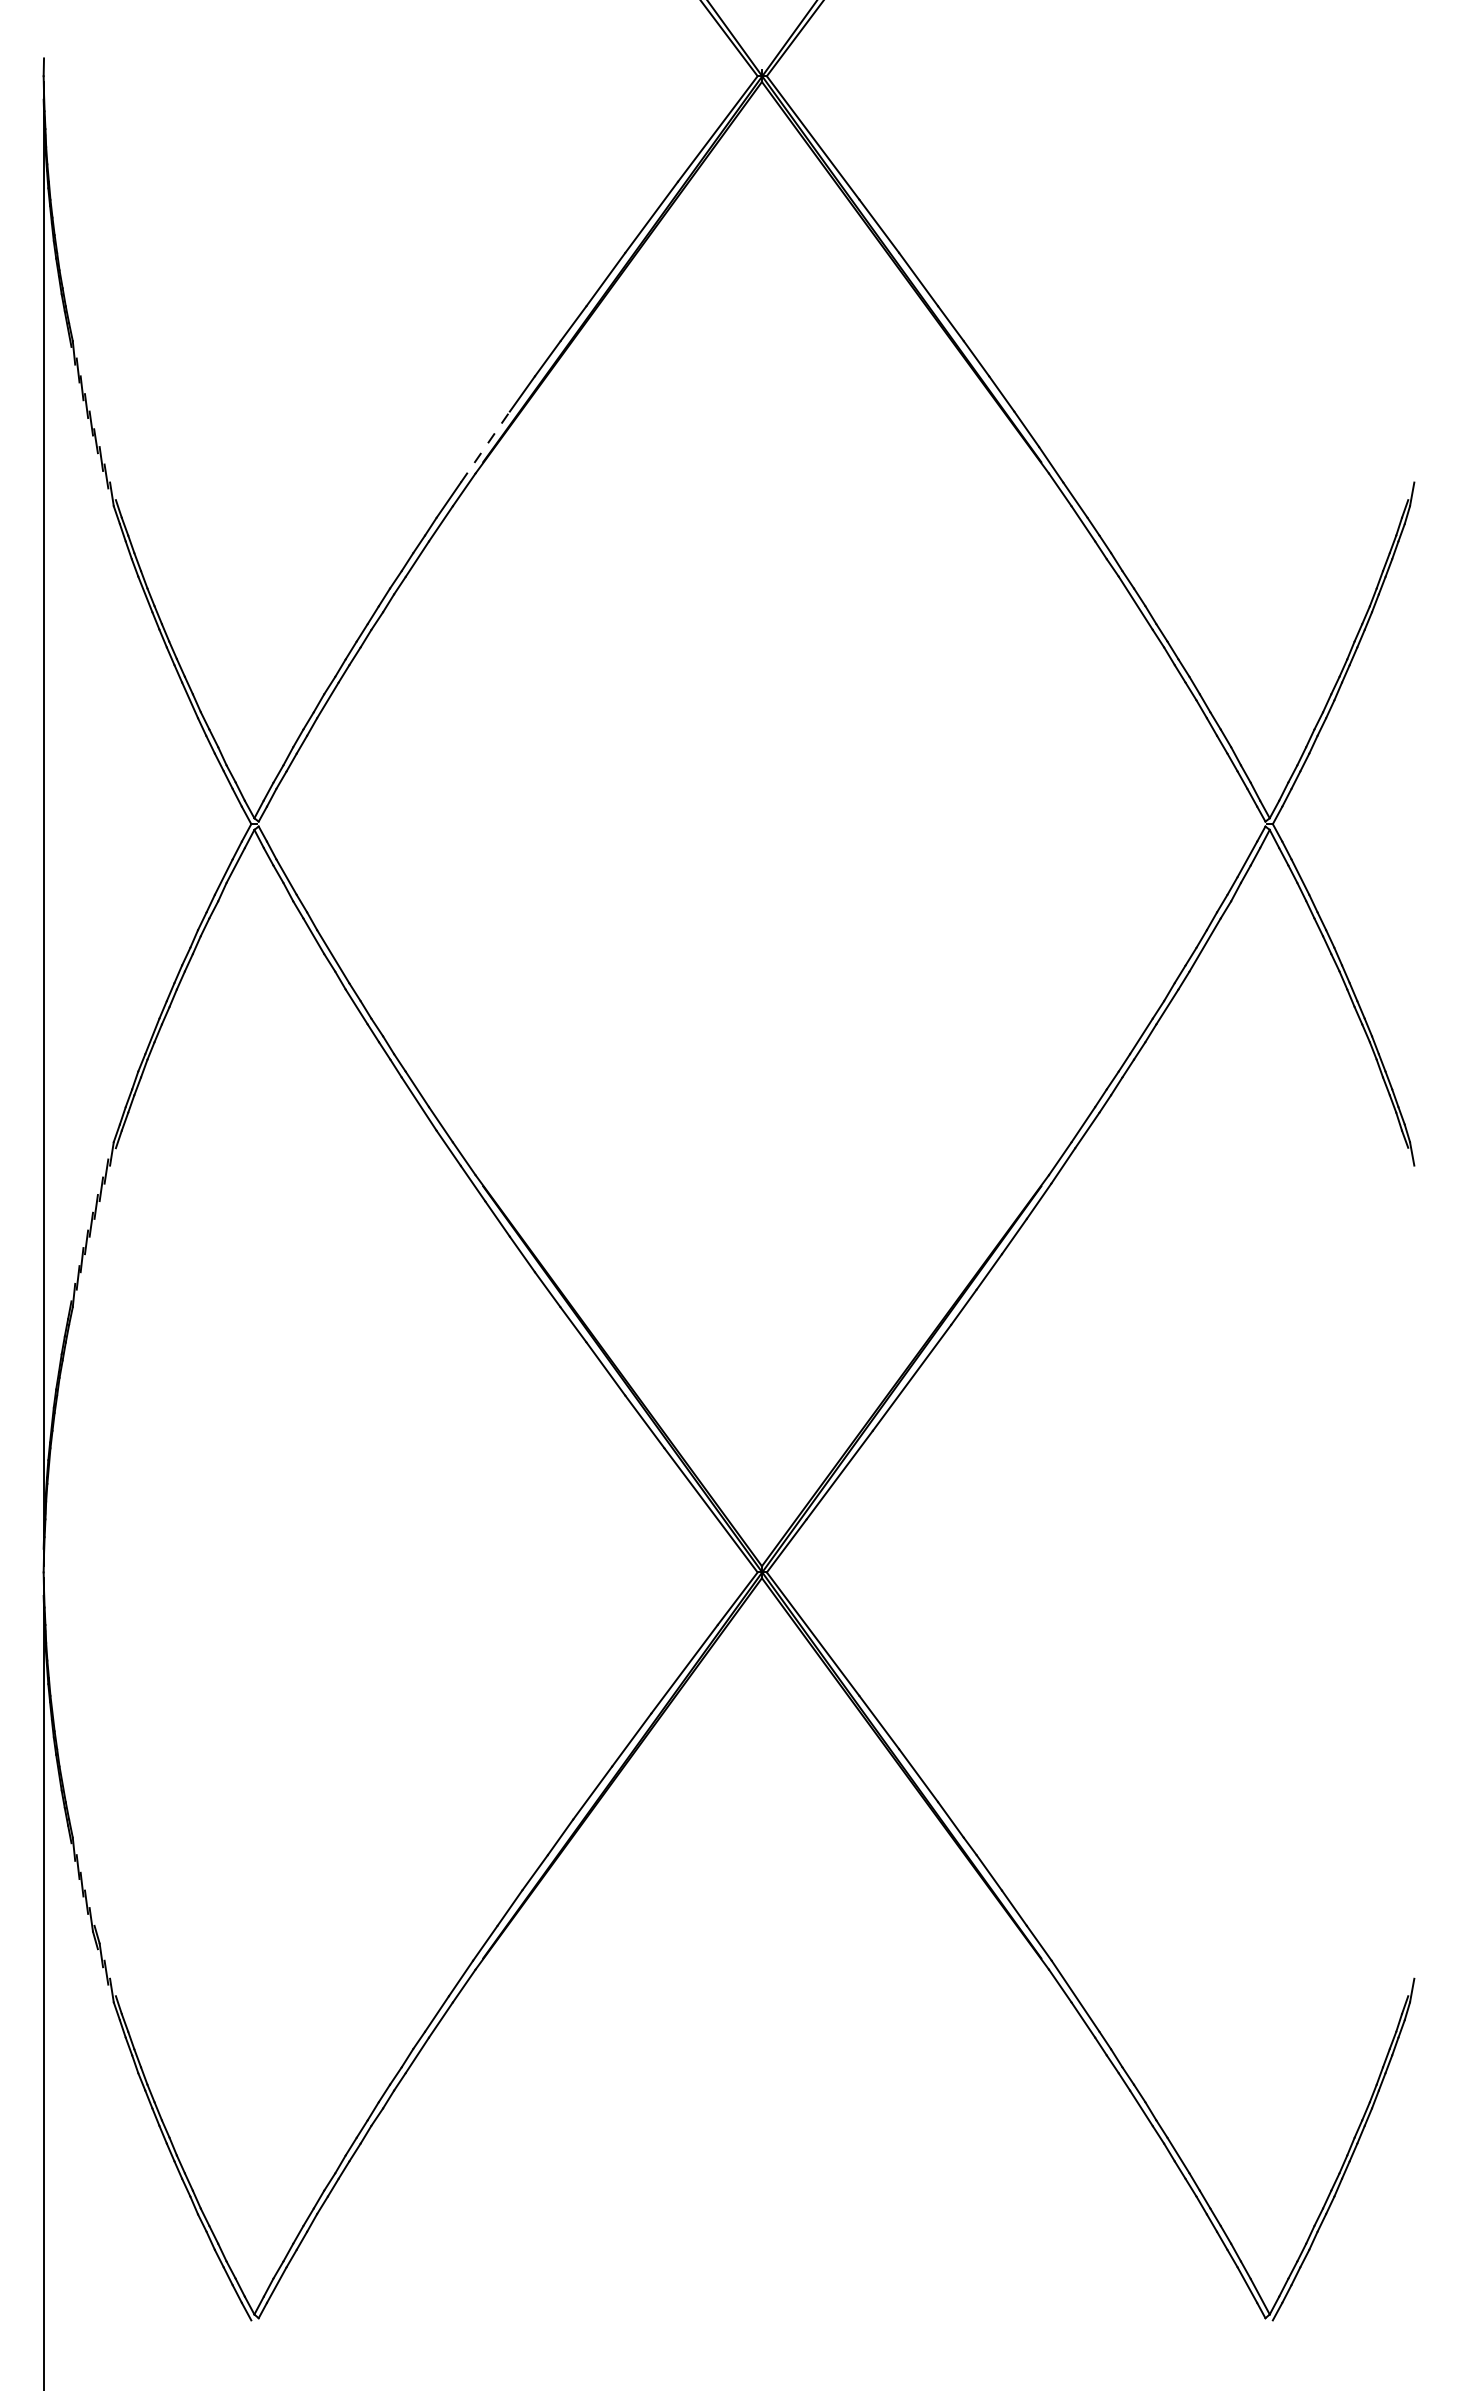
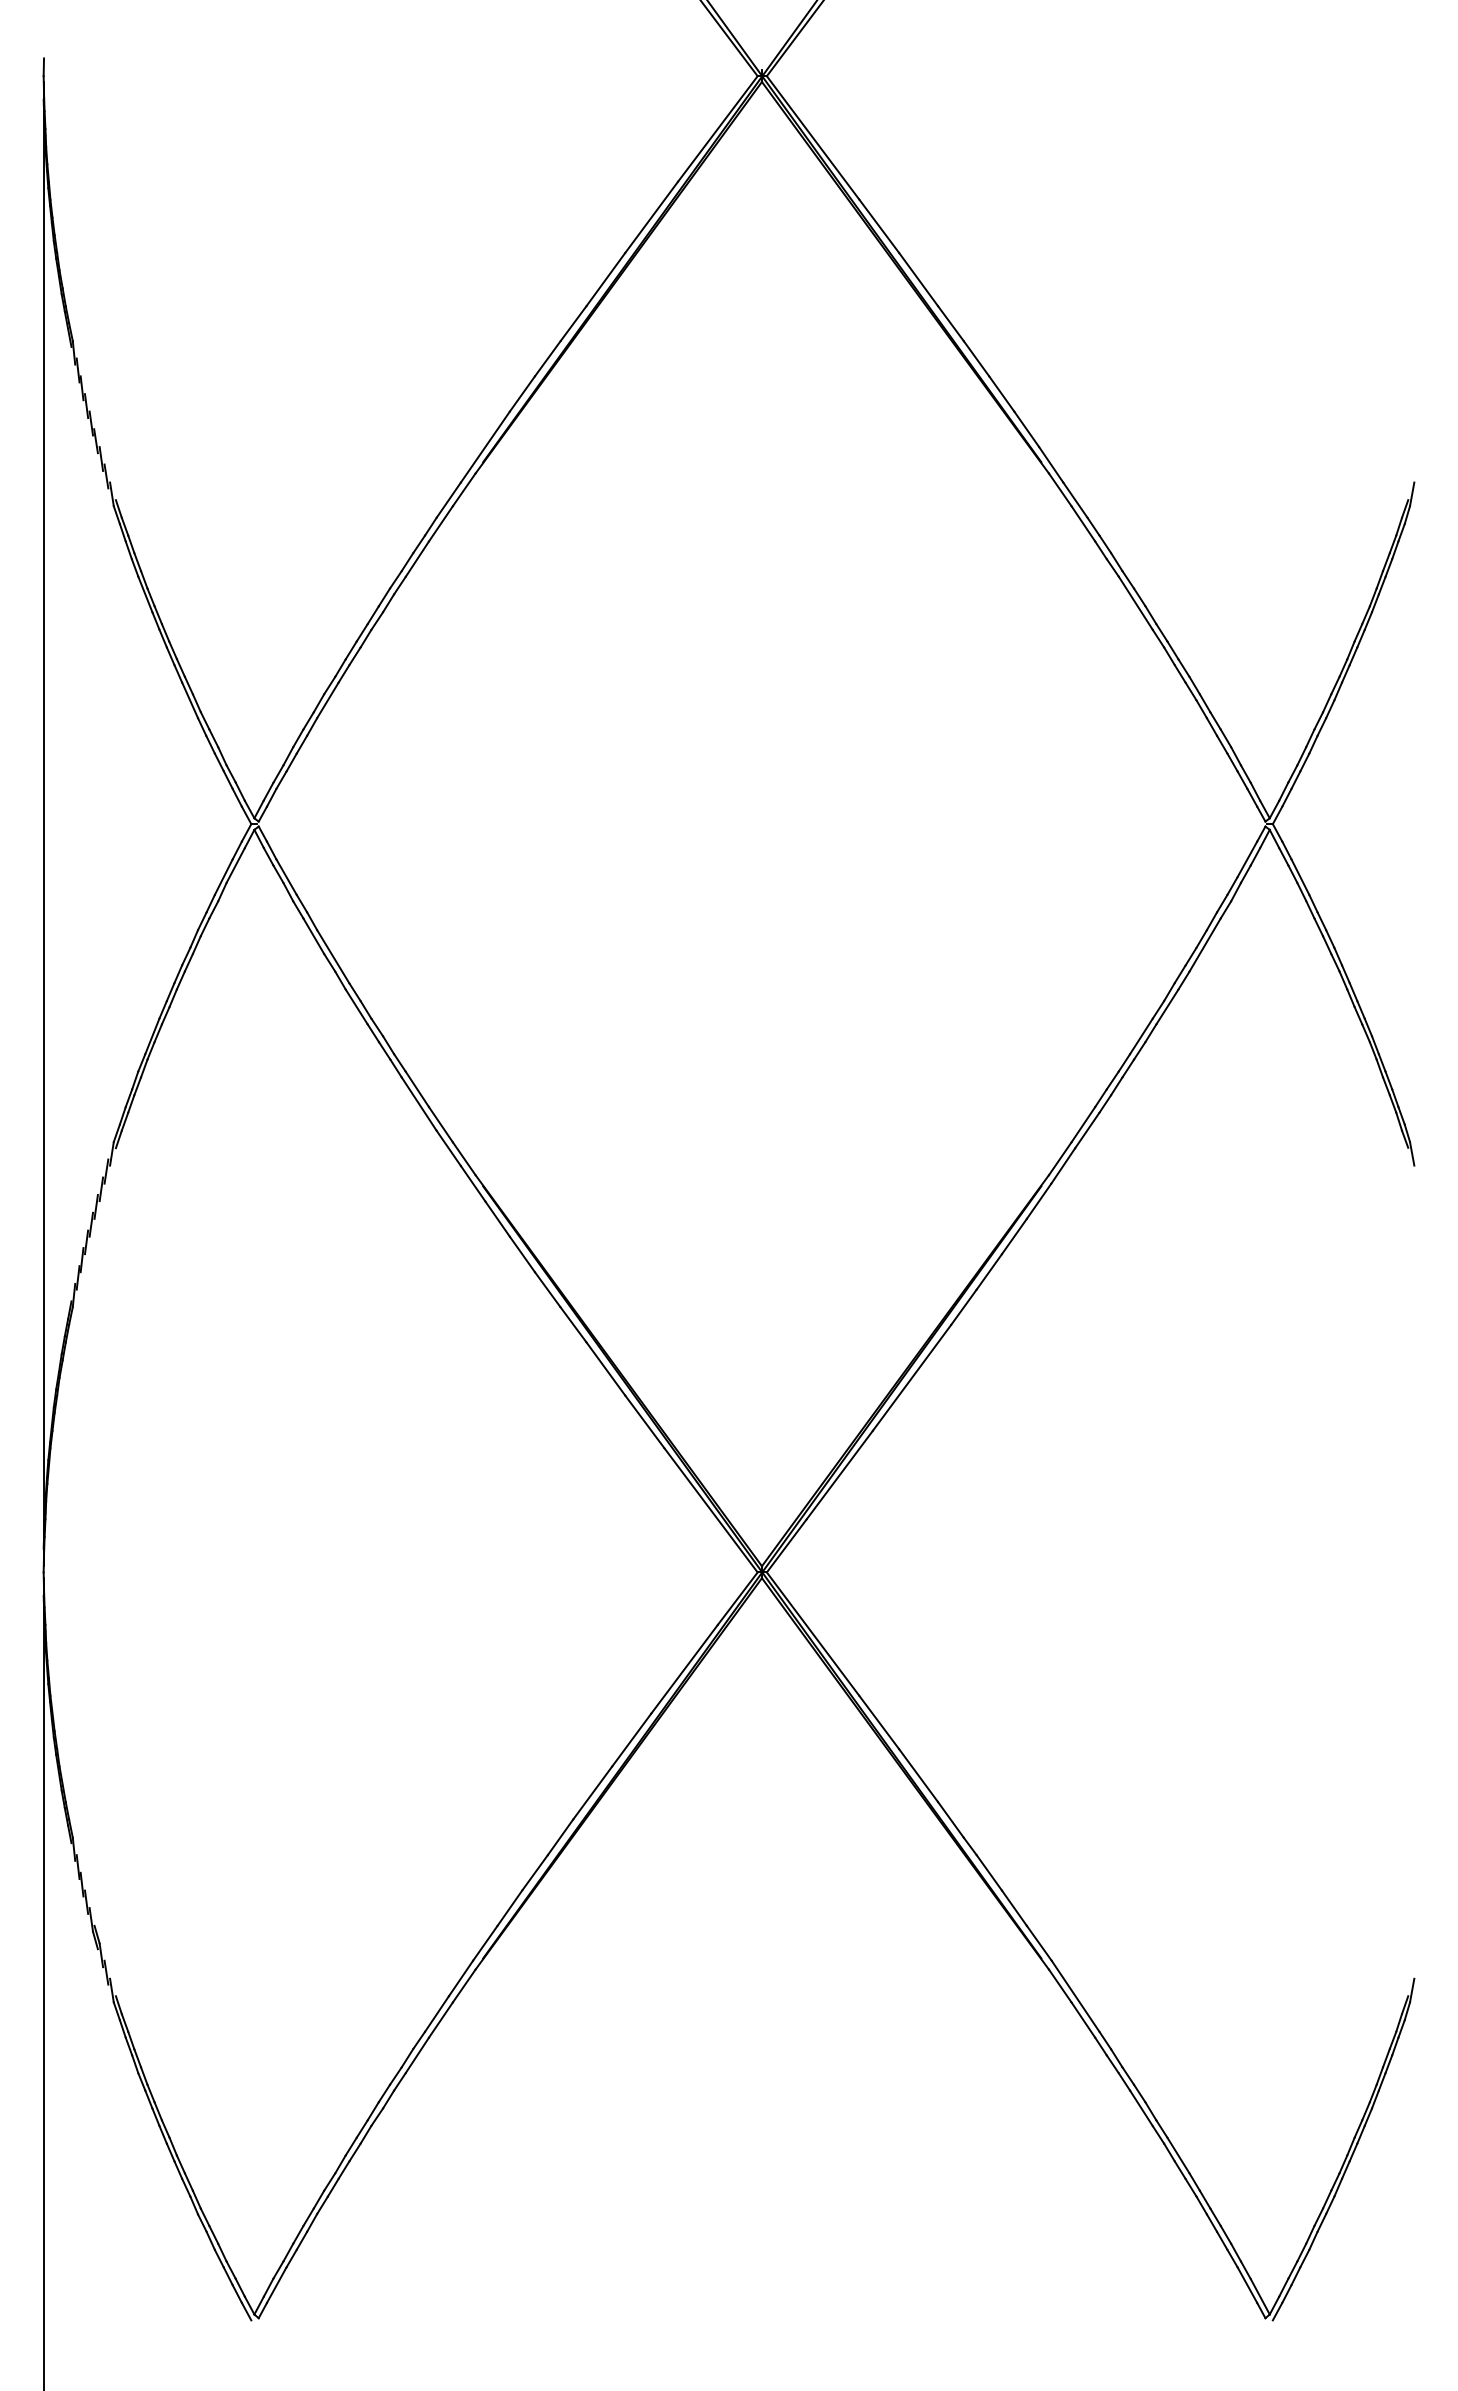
line: dashed -> solid (485, 446)
